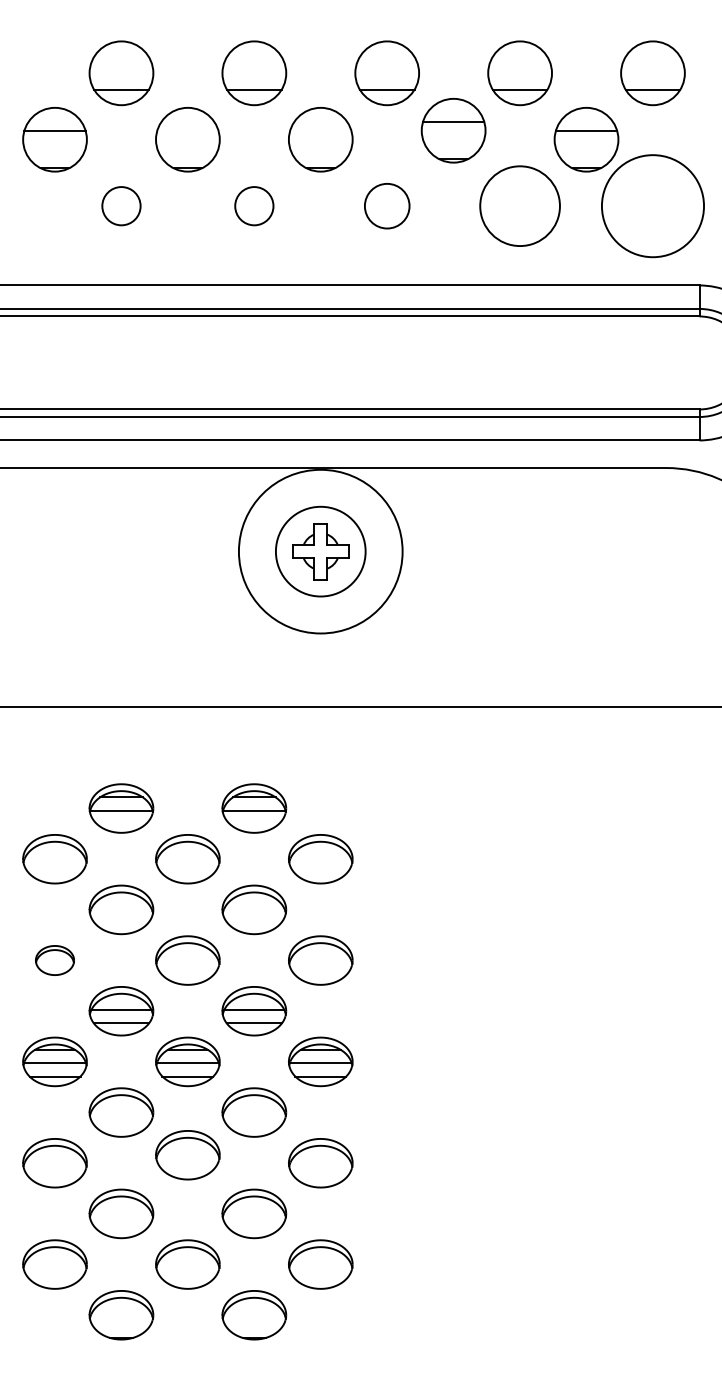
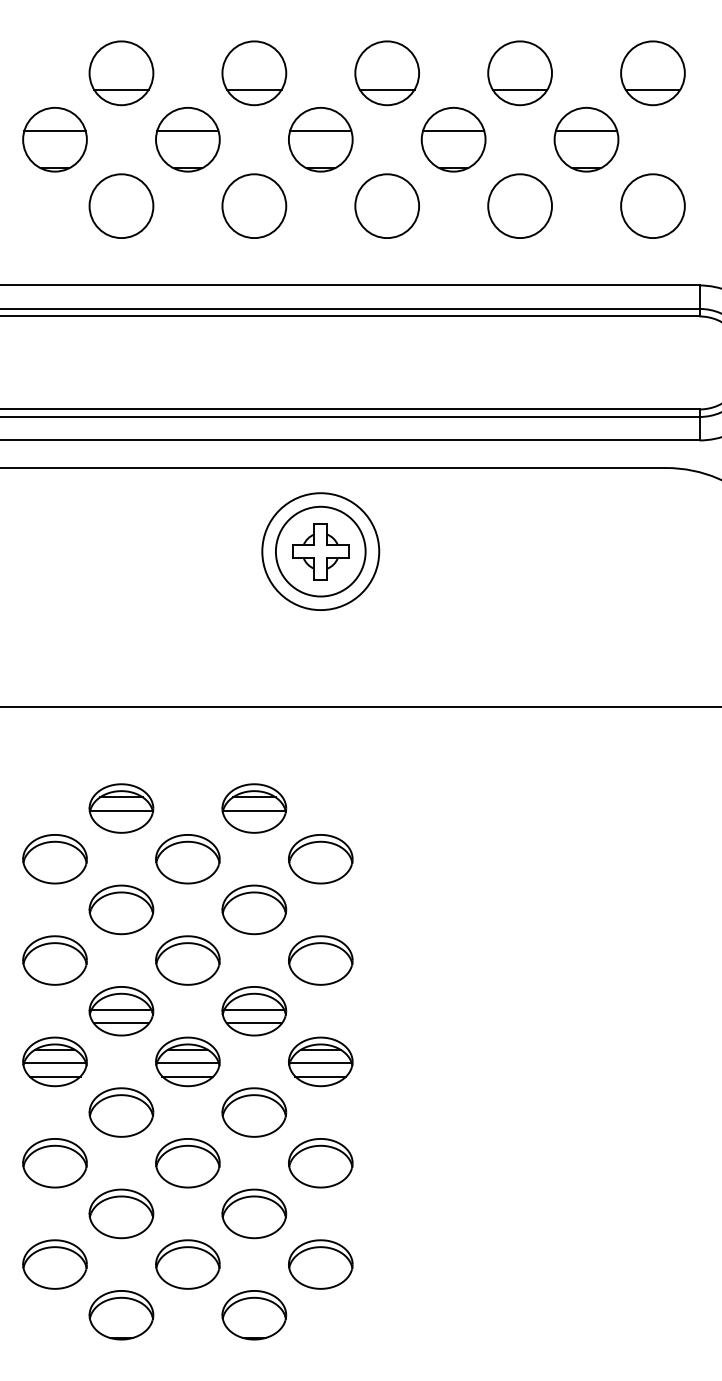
line: none -> present (187, 130)
line: none -> present (320, 130)
part position: (453, 130) -> (453, 139) (453, 139)
circle diameter: 45 px -> 64 px (387, 206)
circle diameter: 38 px -> 64 px (121, 206)
circle diameter: 38 px -> 64 px (254, 206)
circle diameter: 80 px -> 64 px (520, 206)
circle diameter: 102 px -> 64 px (652, 206)
circle diameter: 164 px -> 117 px (320, 551)
part size: 40x31 px -> 66x51 px (54, 960)
part position: (187, 1155) -> (187, 1163) (187, 1163)
